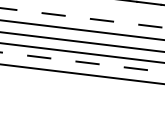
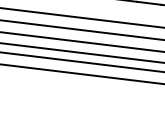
line: dashed -> solid (82, 17)
line: dashed -> solid (83, 62)
